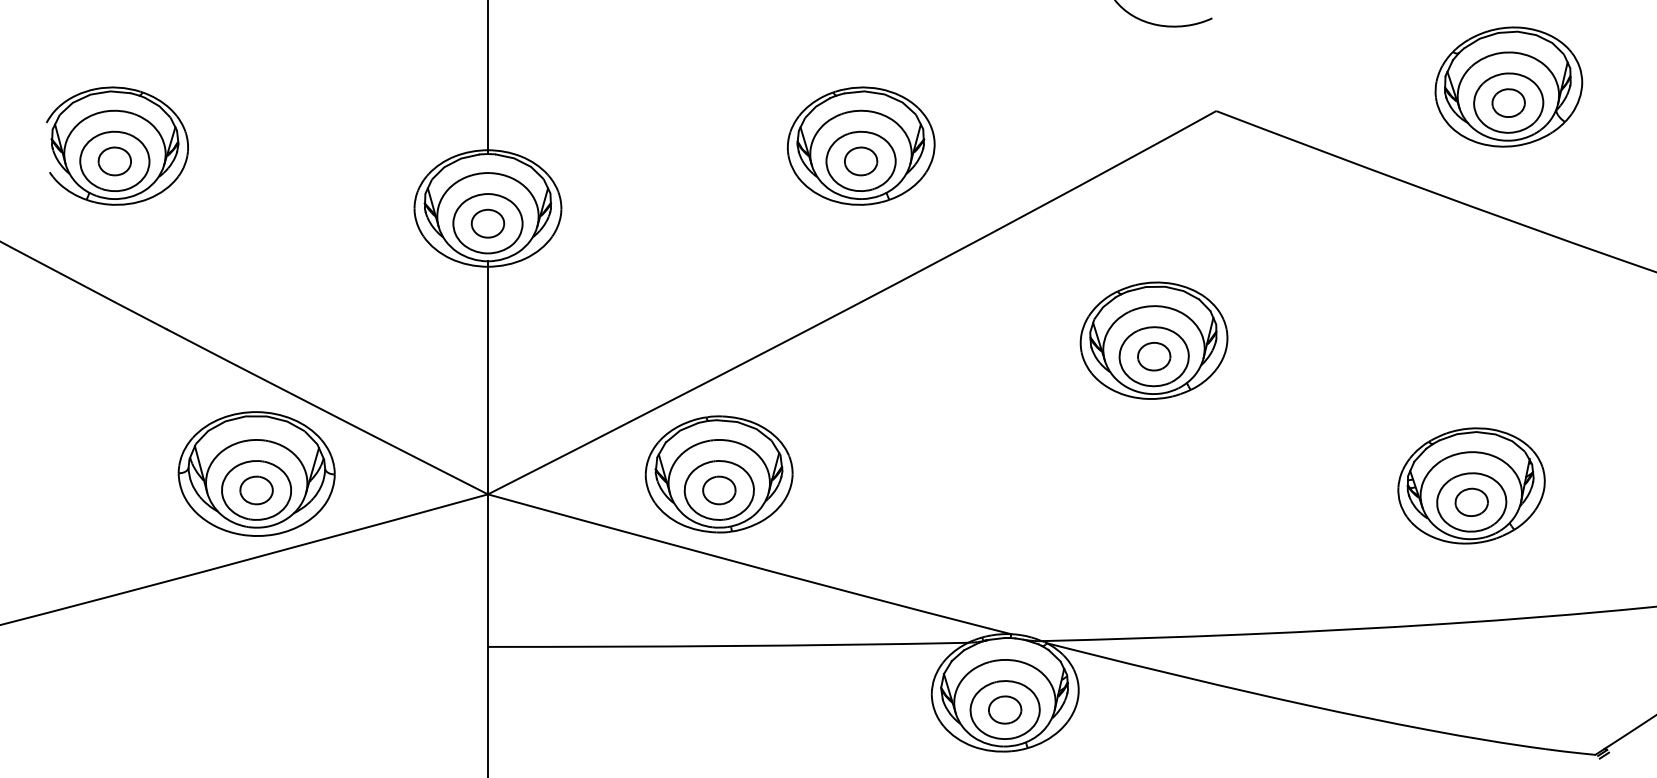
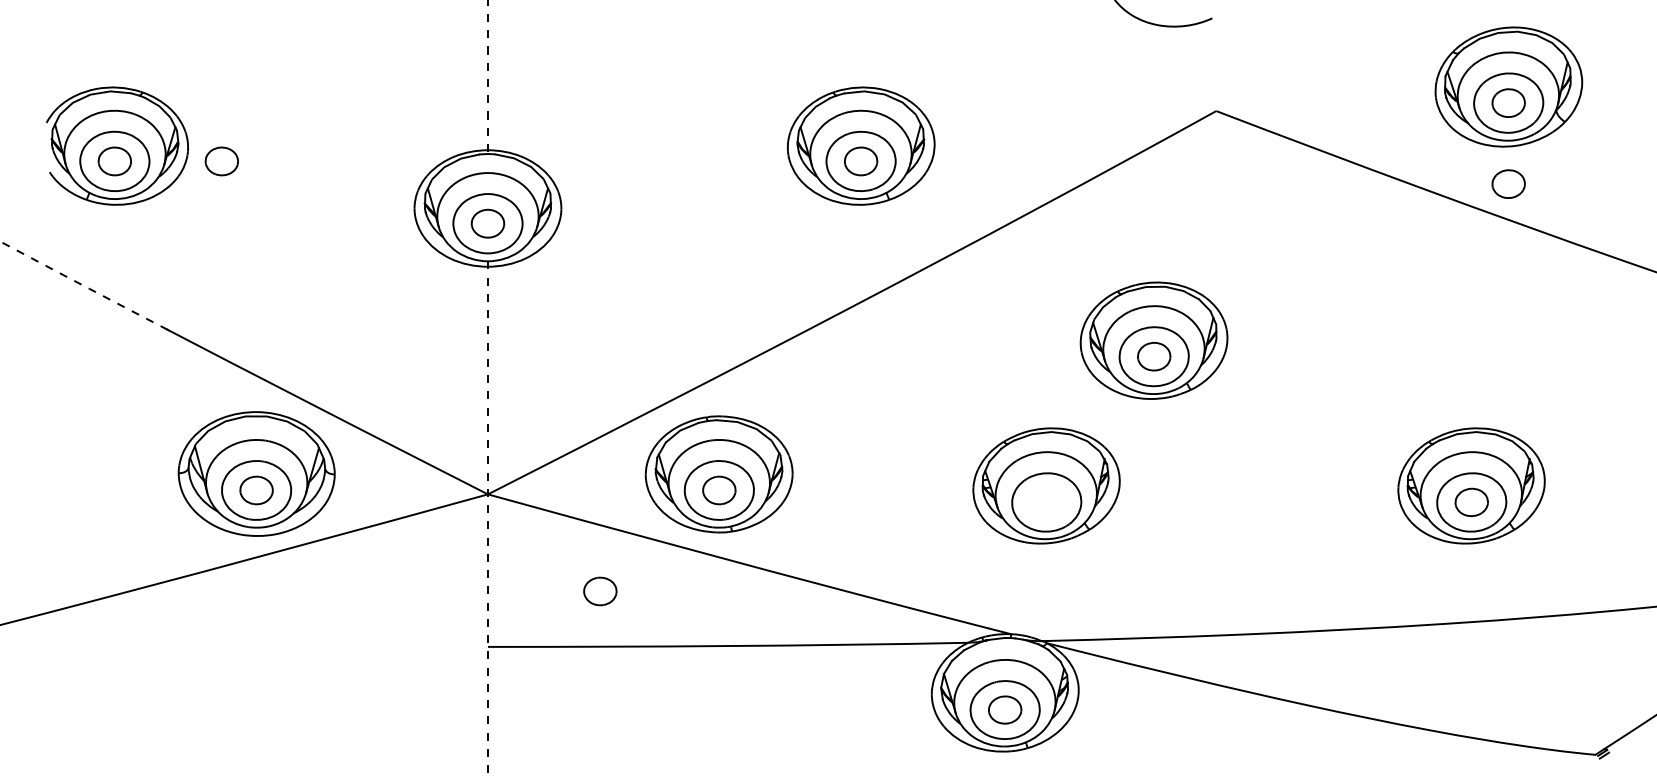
line: solid -> dashed (487, 77)
part: none -> present (221, 161)
part: none -> present (1508, 183)
arc: solid -> dashed (83, 285)
part: none -> present (1046, 485)
line: solid -> dashed (487, 519)
part: none -> present (600, 591)
